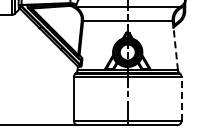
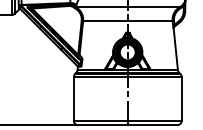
line: dashed -> solid (175, 48)
line: dashed -> solid (181, 98)
